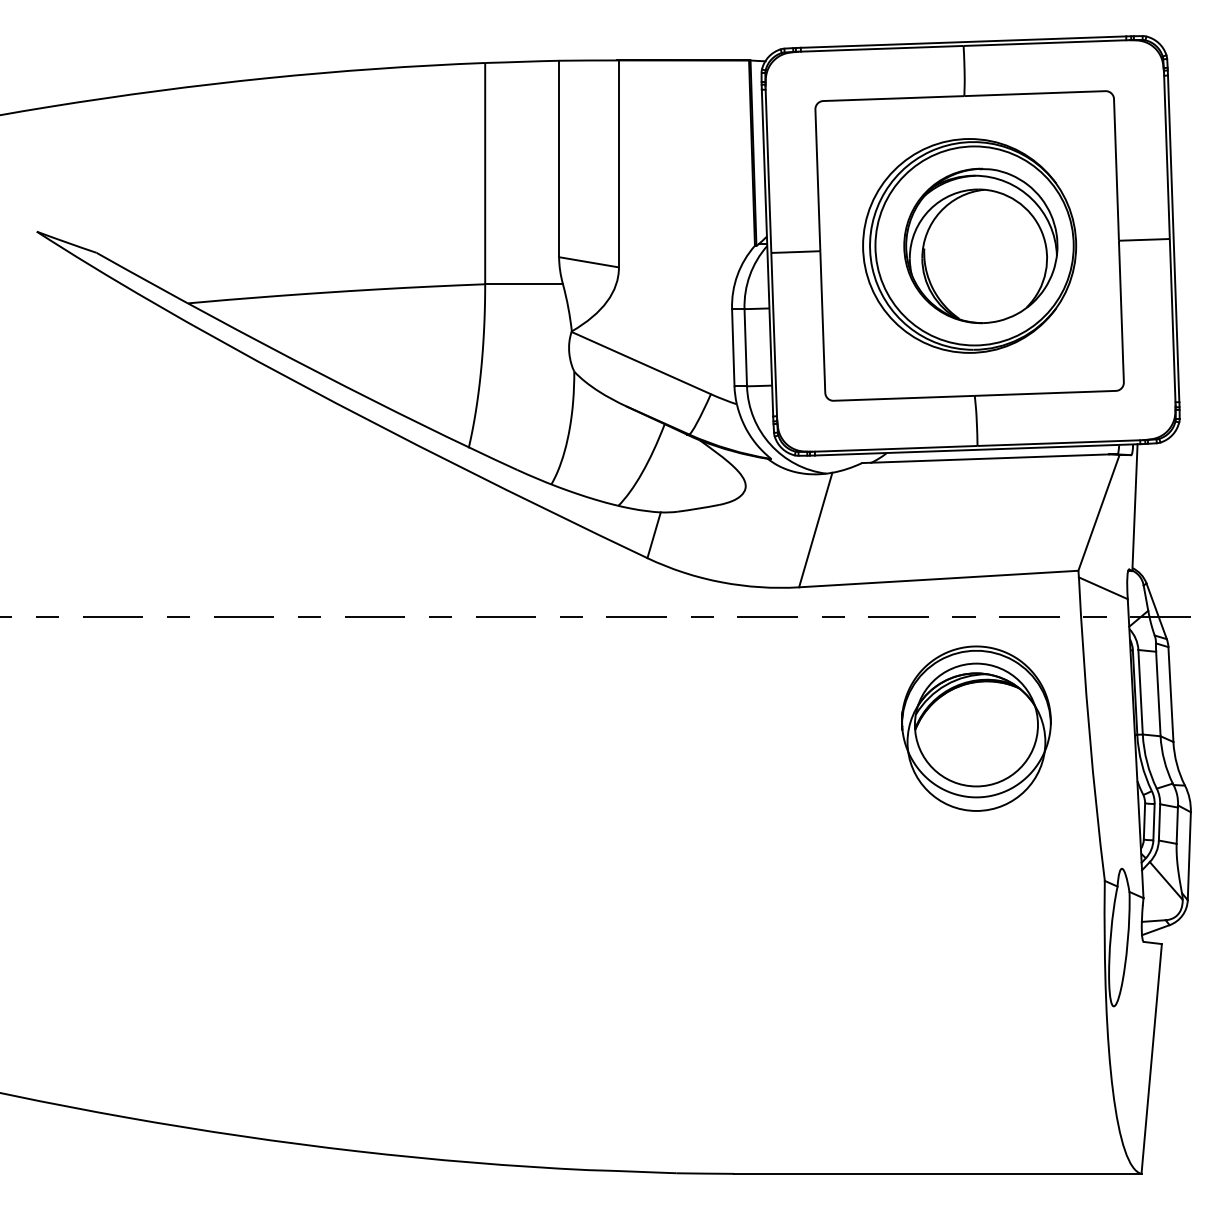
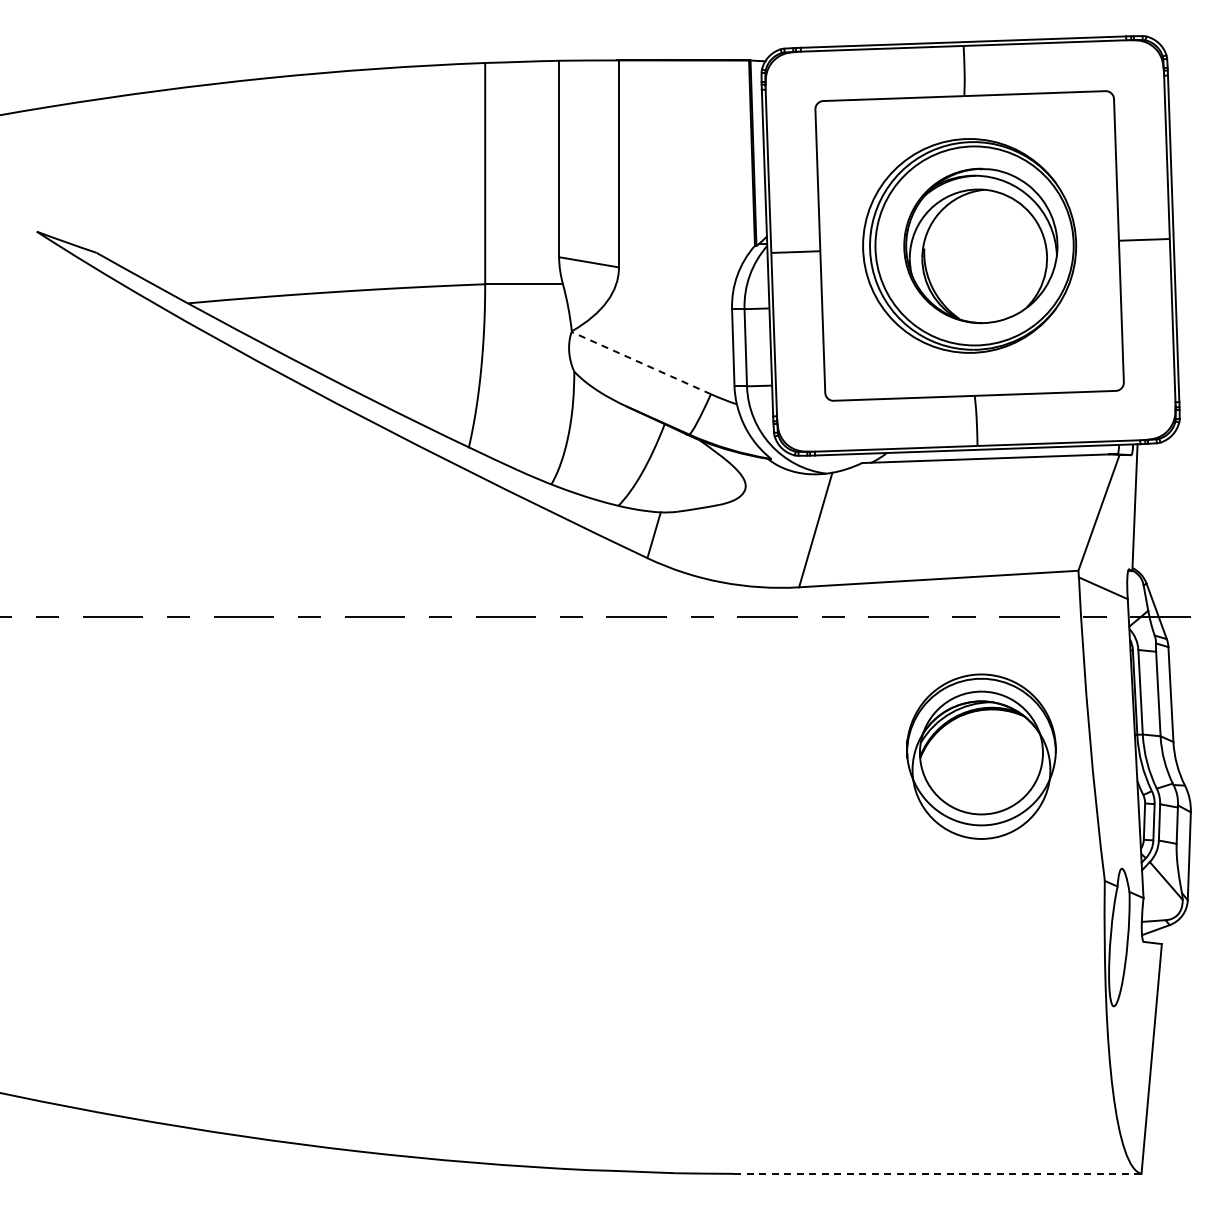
line: solid -> dashed (640, 362)
part position: (976, 728) -> (981, 756) (981, 756)
line: solid -> dashed (937, 1173)
